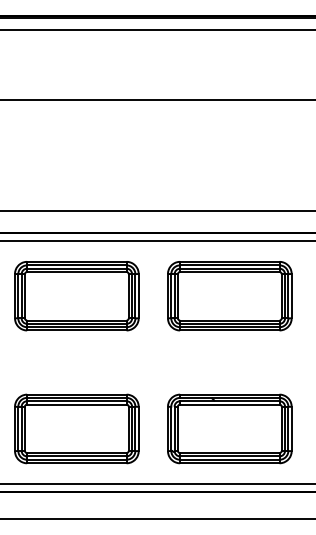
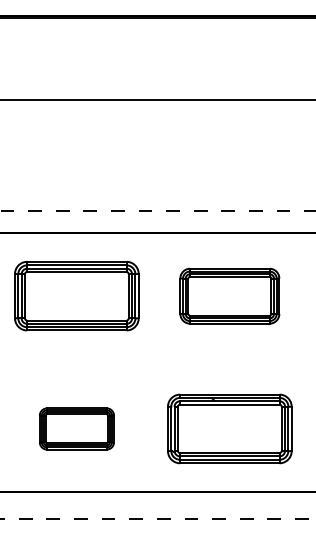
line: present -> none (157, 29)
line: solid -> dashed (157, 210)
line: present -> none (157, 241)
part size: 126x71 px -> 102x58 px (229, 295)
part size: 126x72 px -> 76x44 px (76, 428)
line: present -> none (157, 484)
line: solid -> dashed (158, 518)
